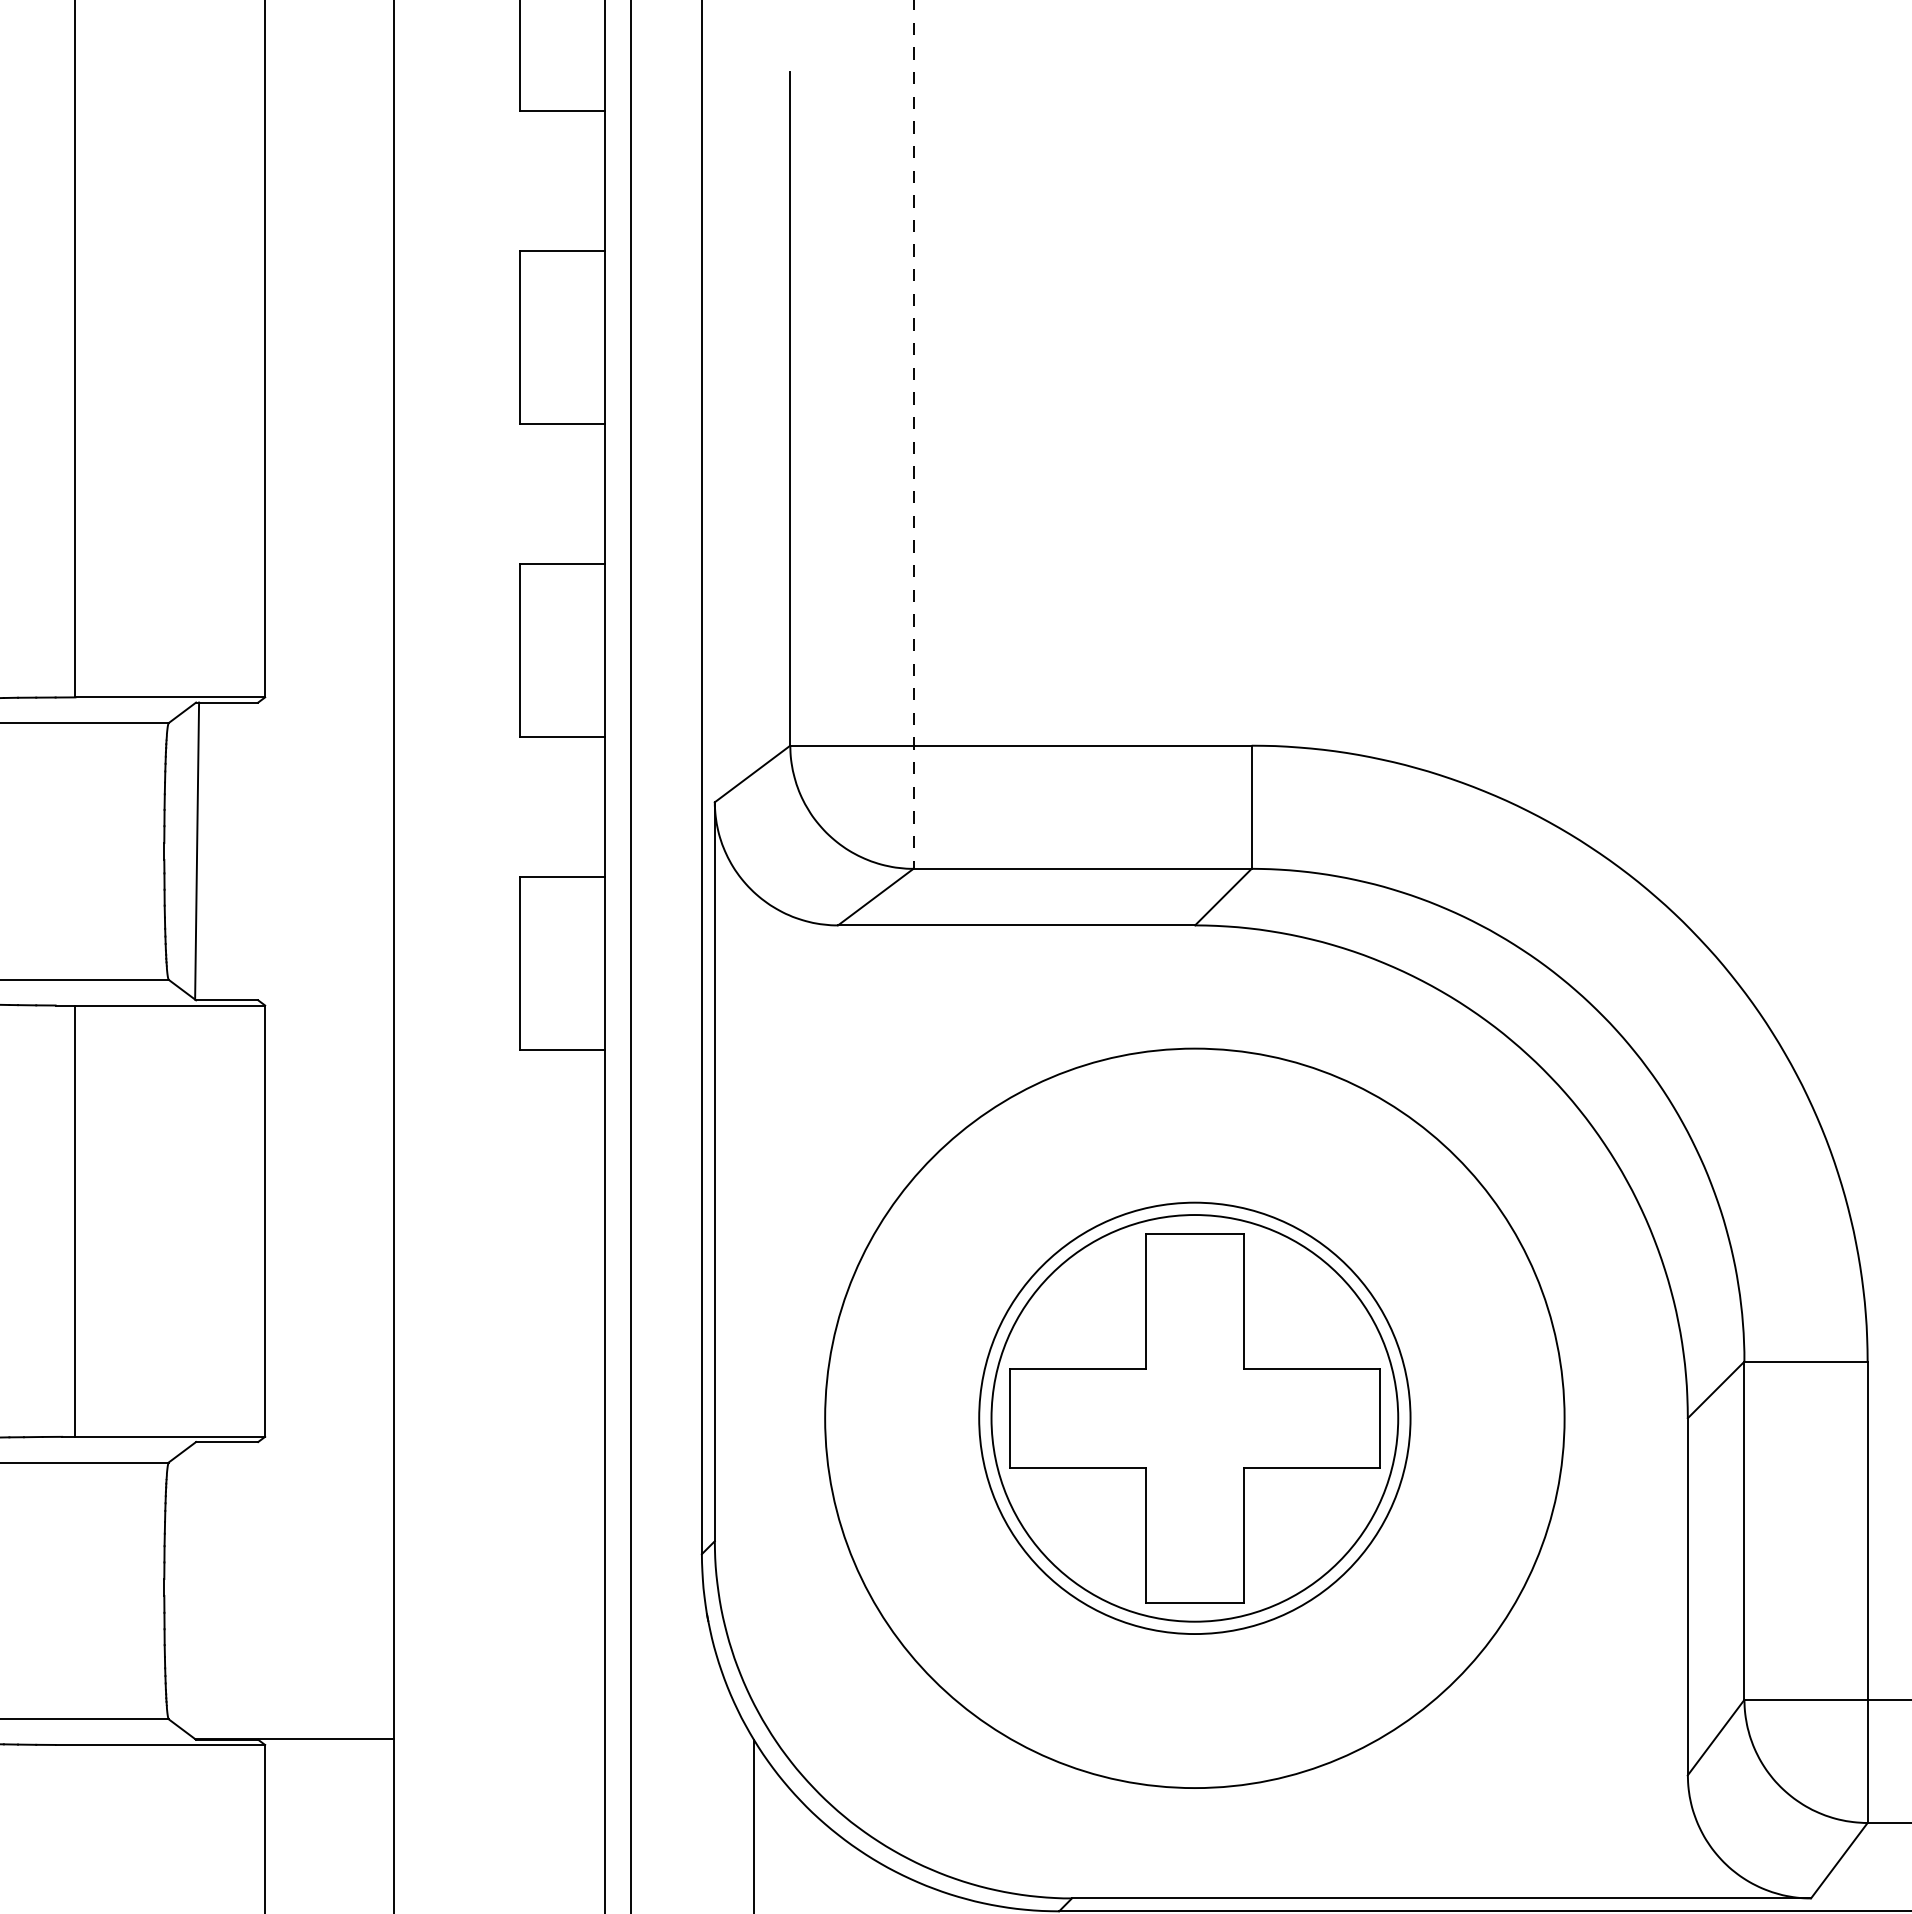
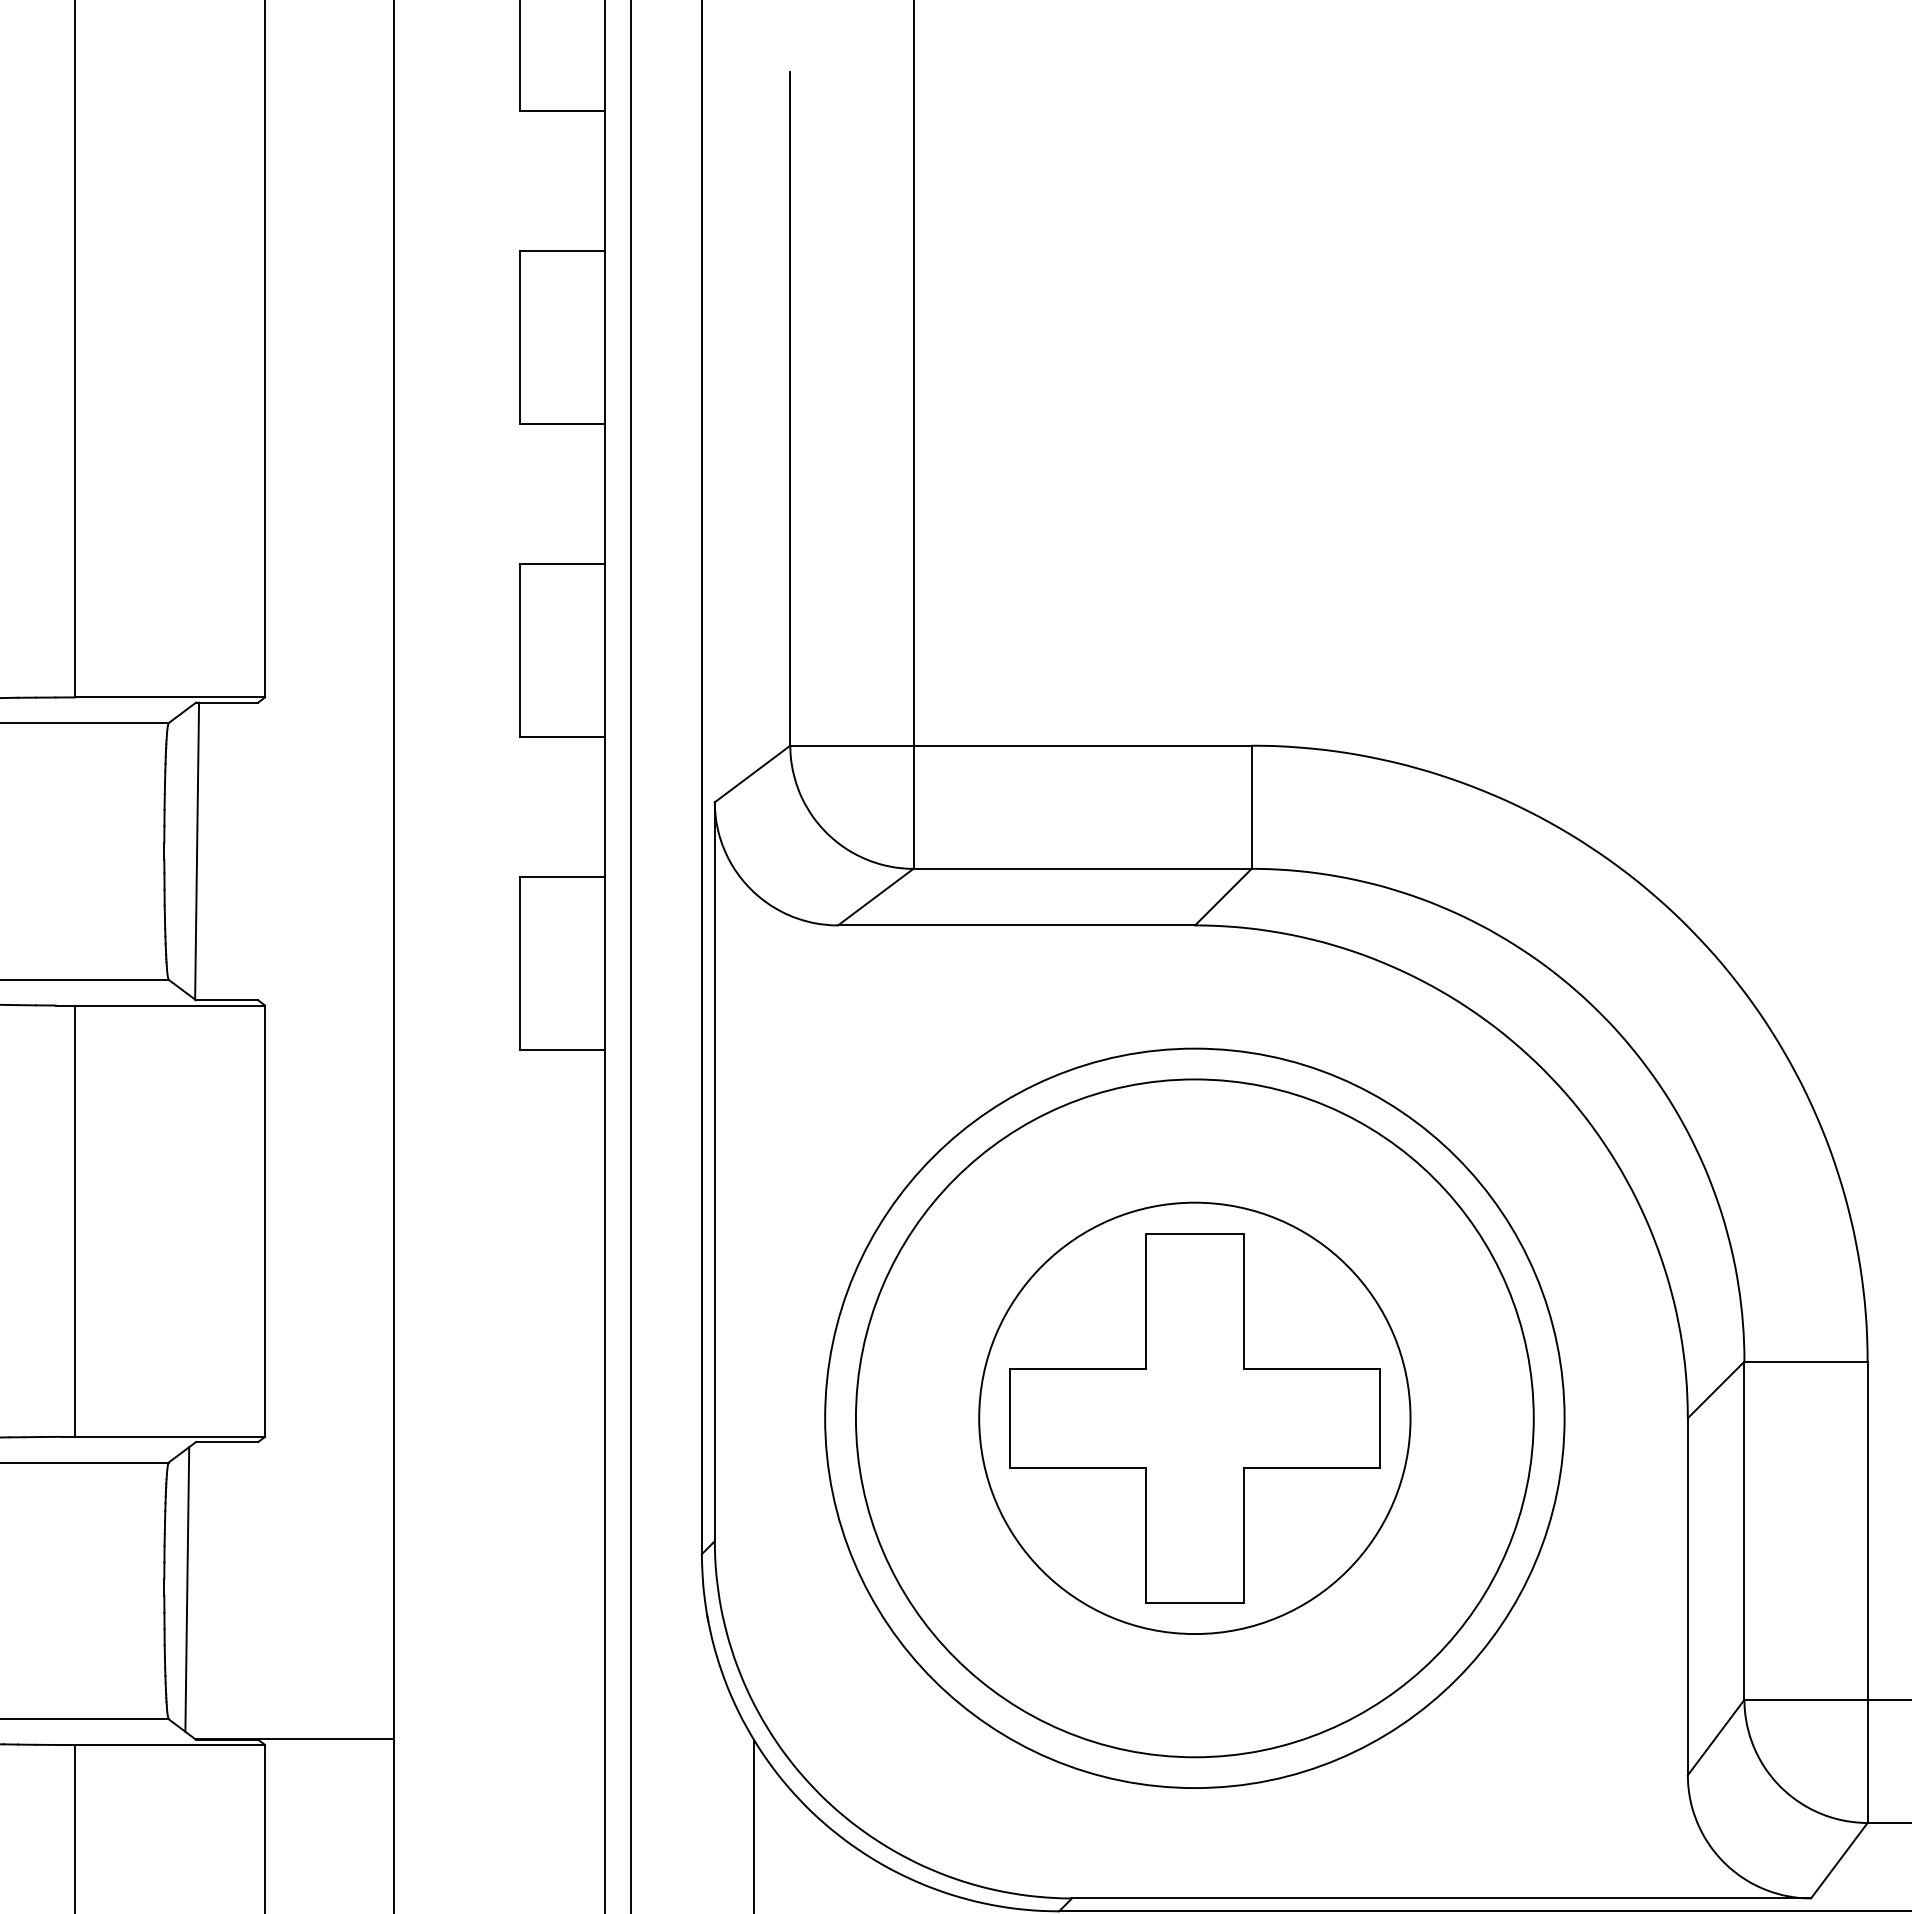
line: dashed -> solid (913, 435)
circle diameter: 407 px -> 678 px (1194, 1418)
line: none -> present (187, 1589)
line: none -> present (75, 1827)
